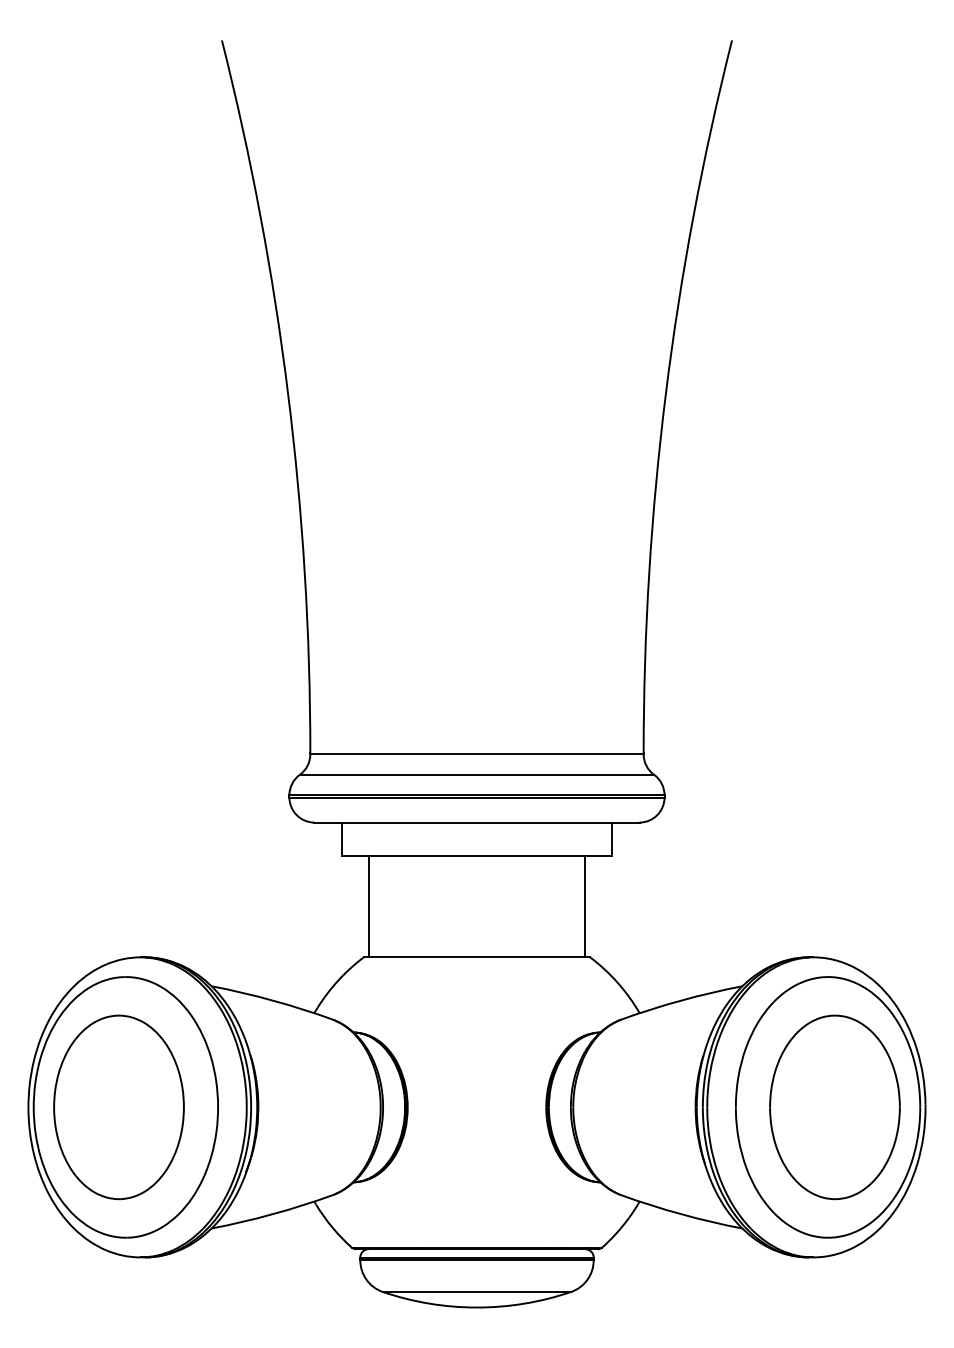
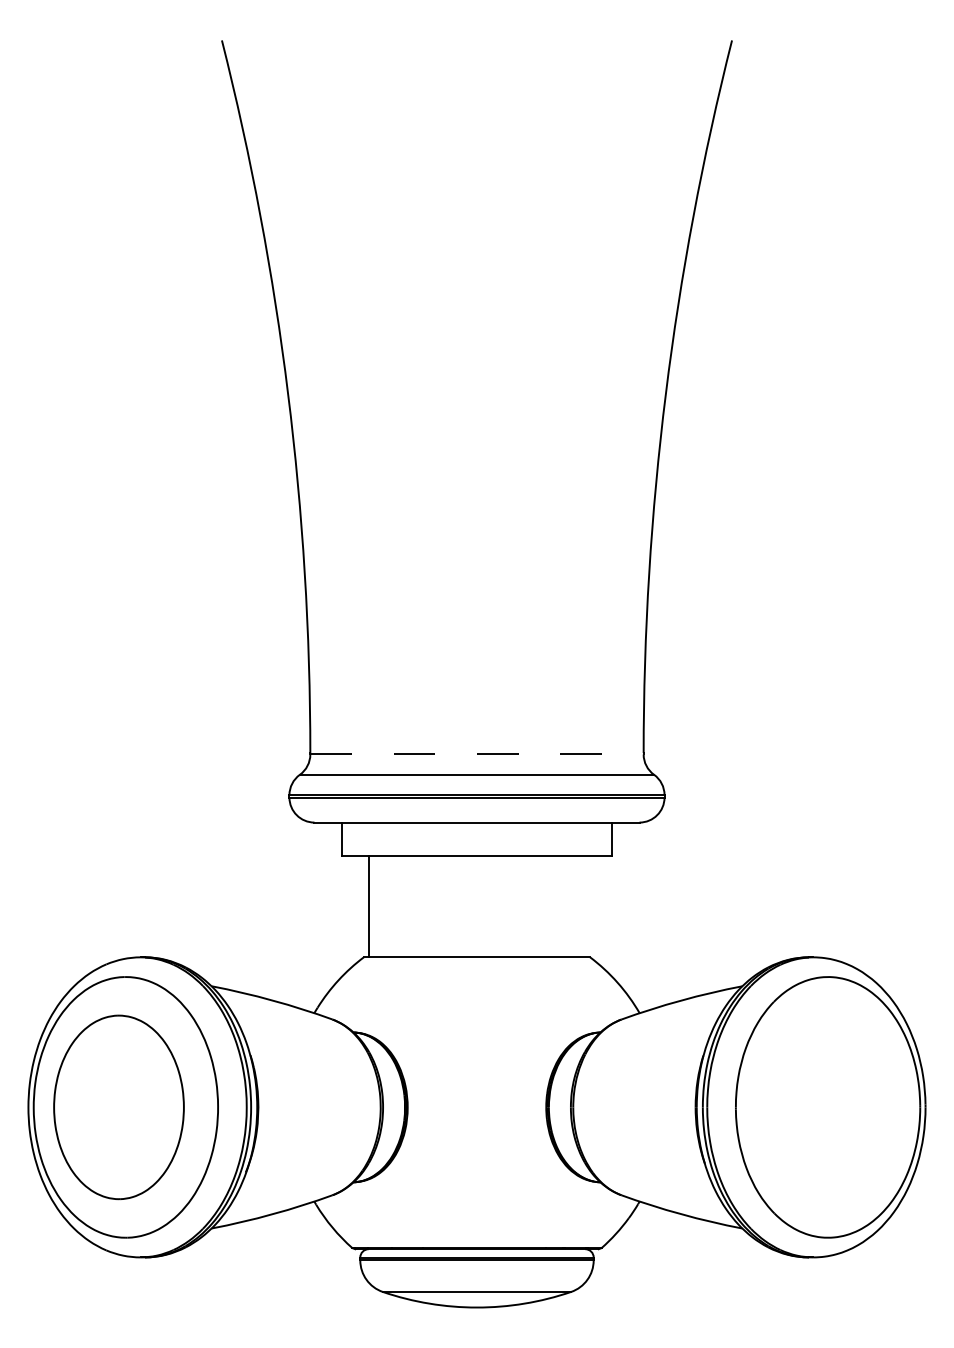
line: solid -> dashed (477, 754)
line: present -> none (584, 906)
part: present -> none (834, 1107)
